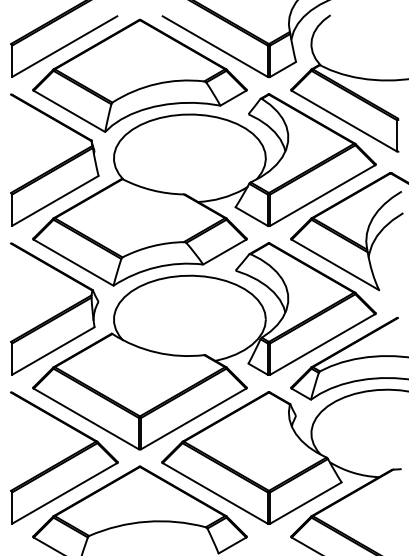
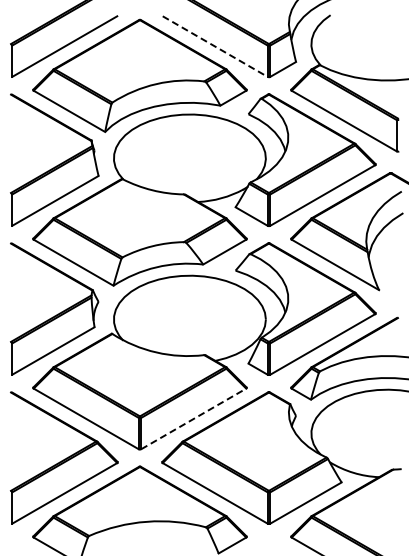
line: solid -> dashed (215, 46)
line: solid -> dashed (193, 418)
